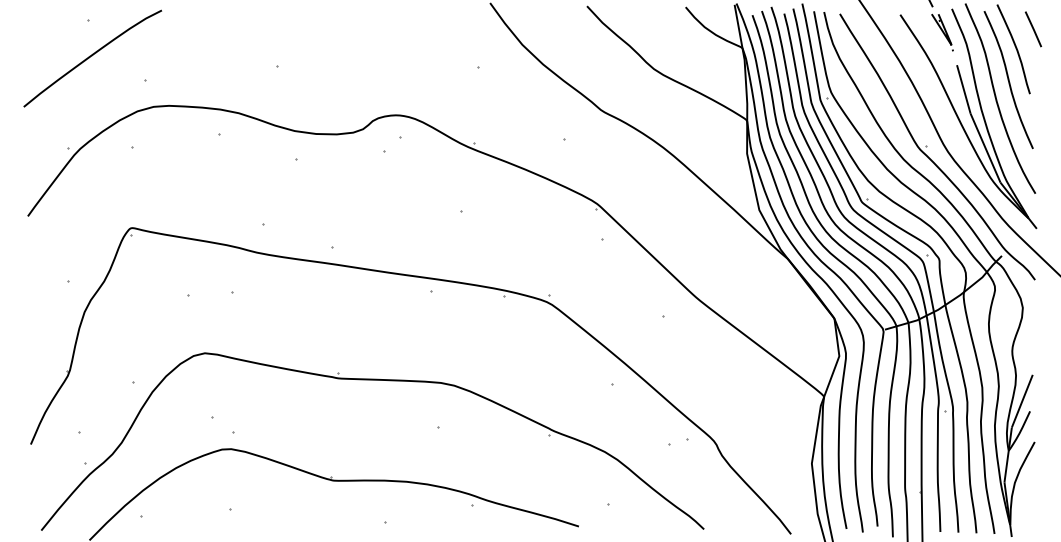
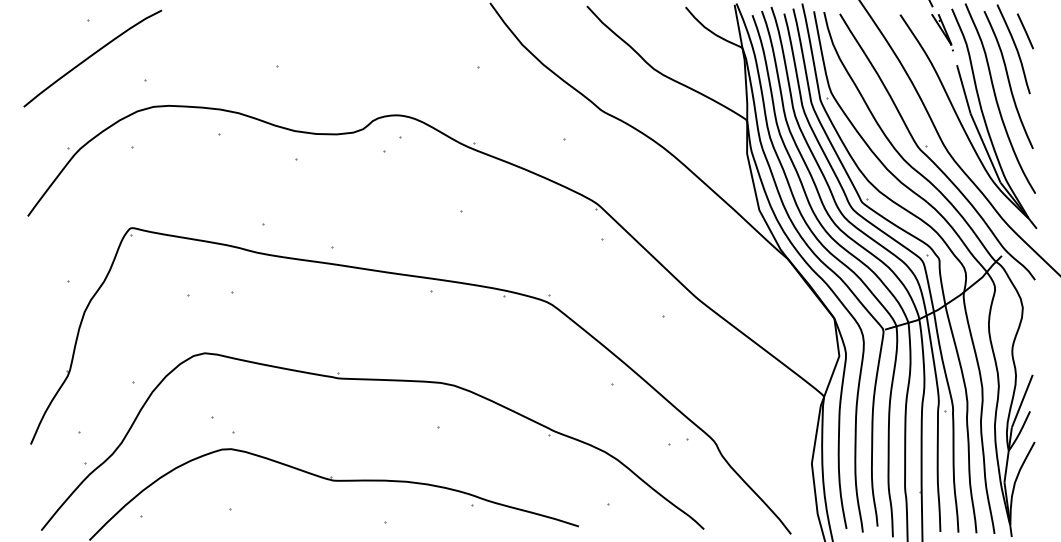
line position: (1033, 29) -> (1025, 31) (1025, 31)
